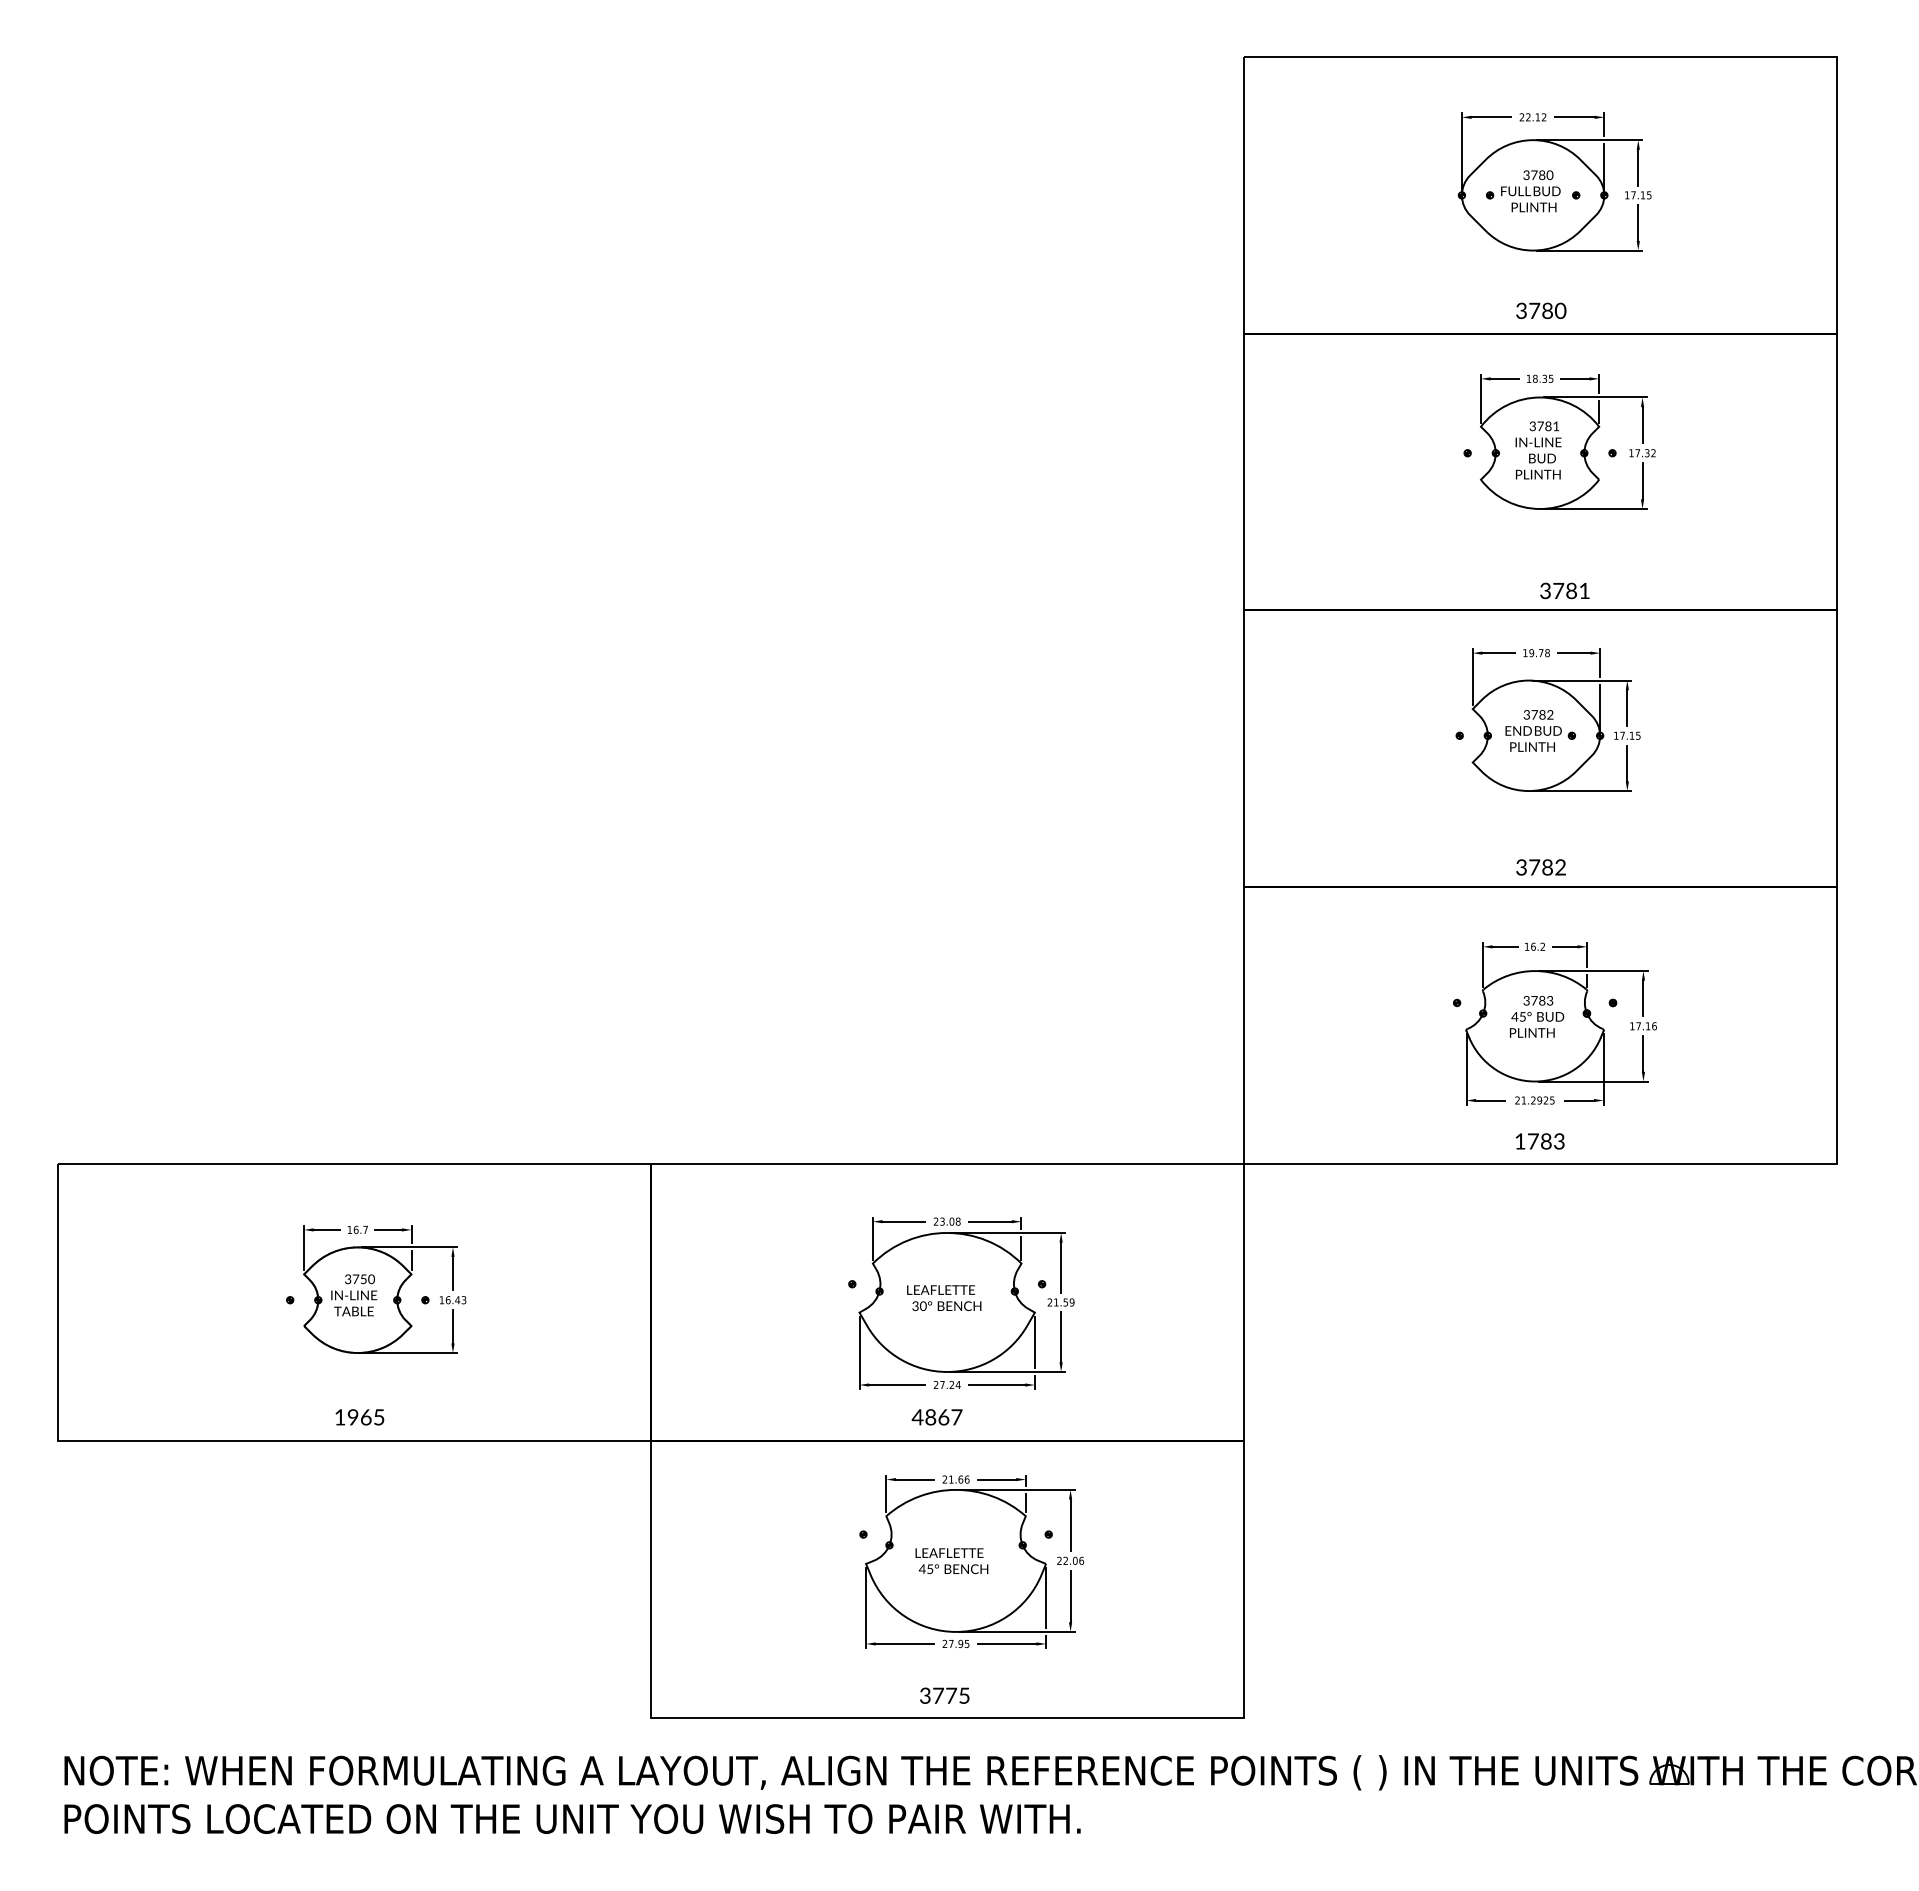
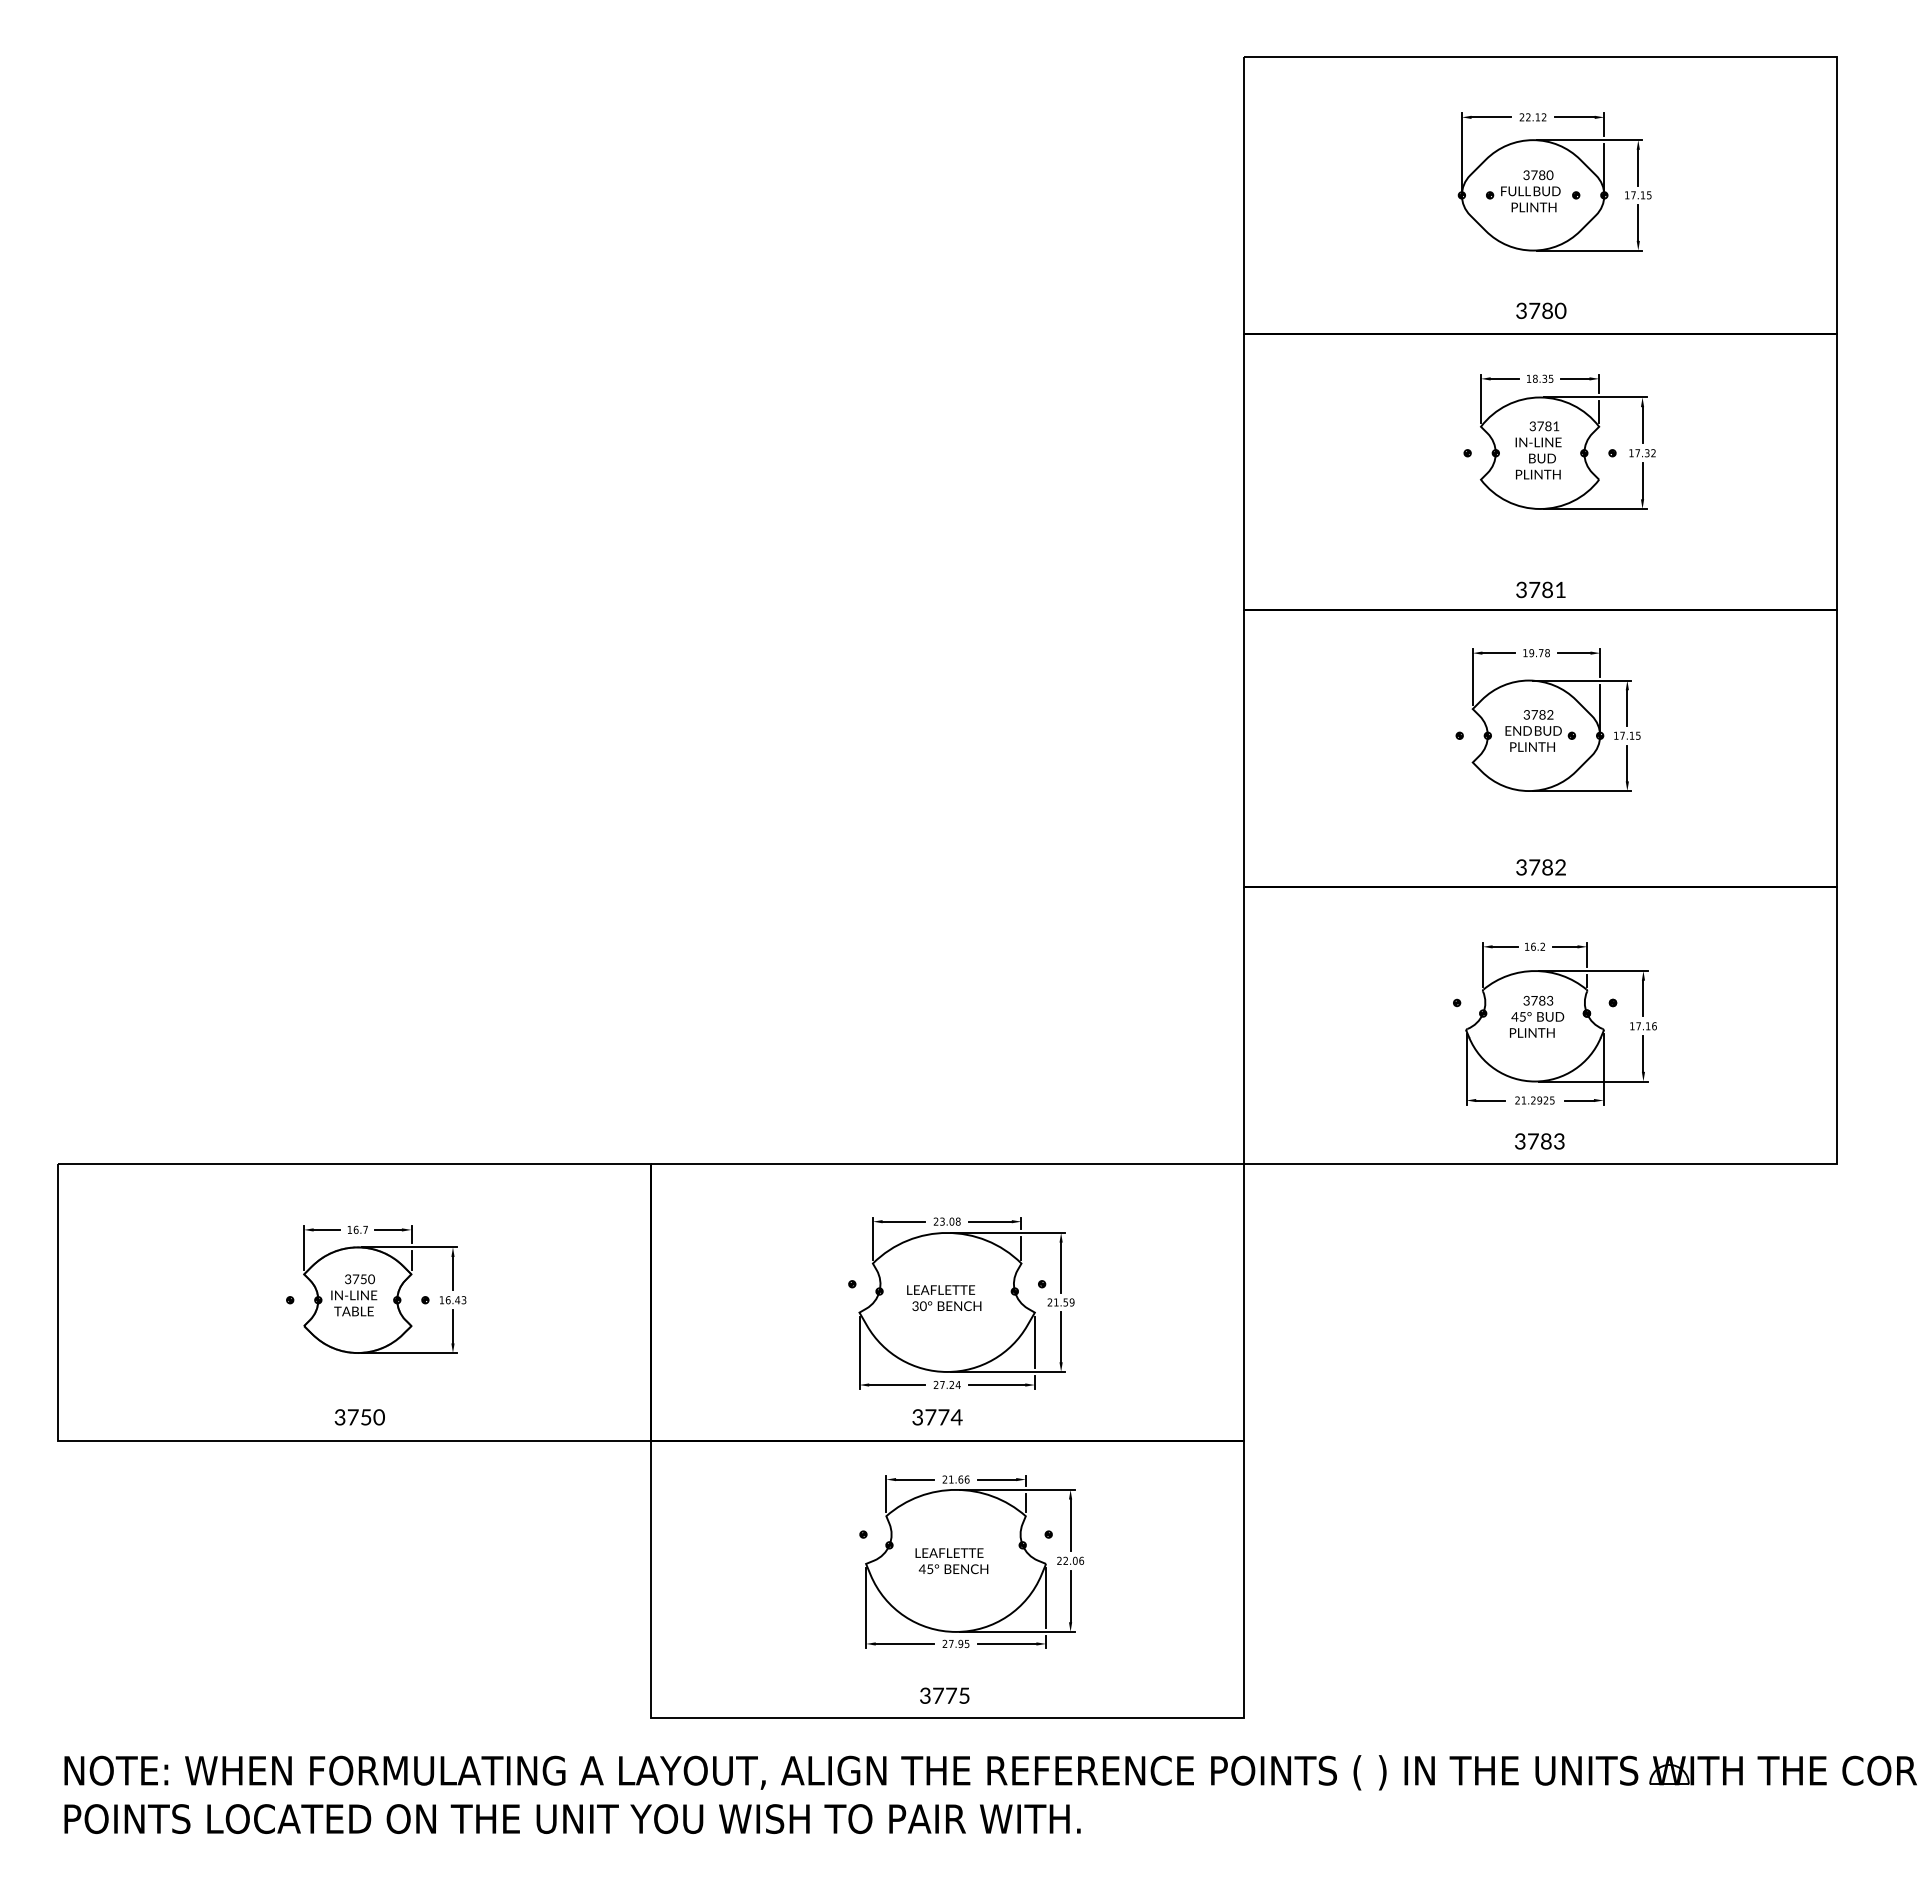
text position: (1564, 590) -> (1540, 589) (1540, 589)
text: 1783 -> 3783 (1520, 1141)
text: 1965 -> 3750 (359, 1417)
text: 4867 -> 3774 (936, 1417)
